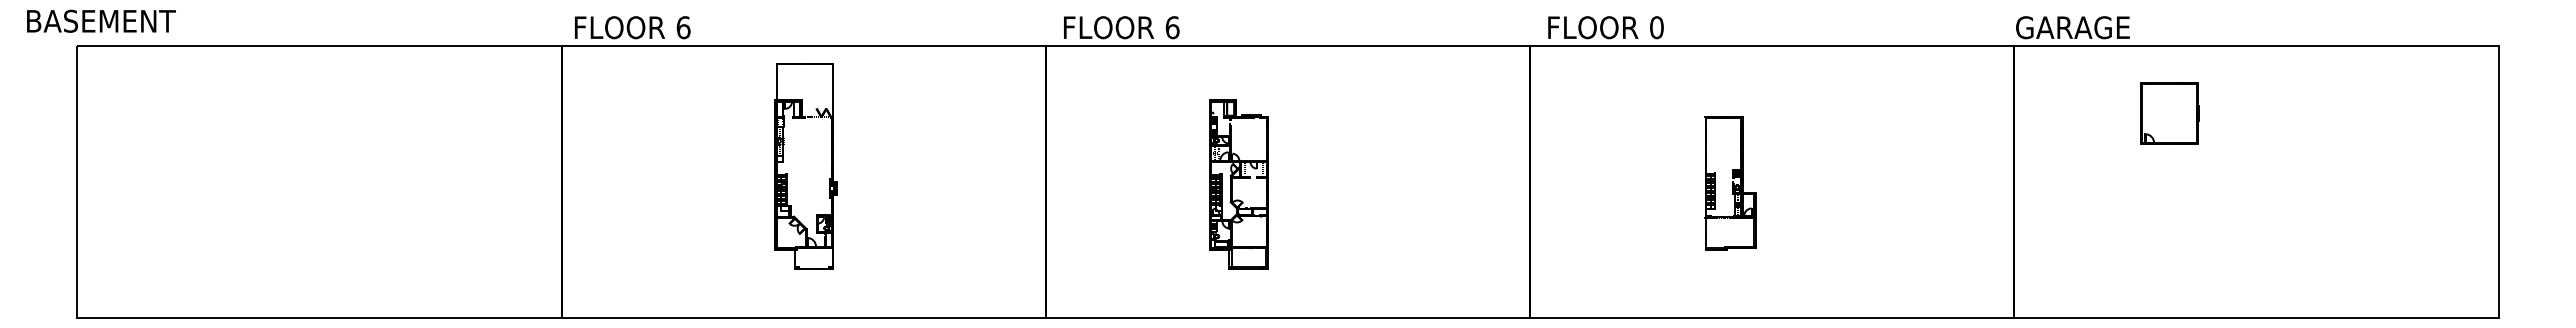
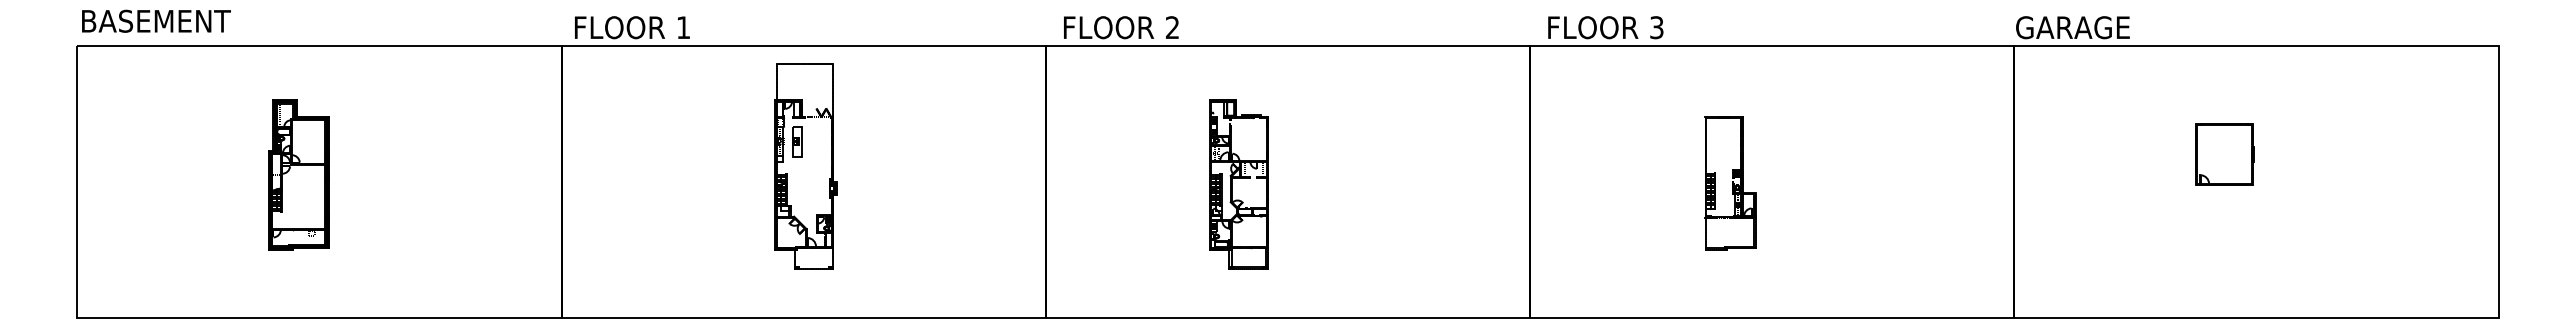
text position: (101, 20) -> (156, 20) (156, 20)
text: 6 -> 1 (683, 27)
text: 6 -> 2 (1172, 27)
text: 0 -> 3 (1656, 27)
part position: (2169, 113) -> (2224, 154) (2224, 154)
part: none -> present (797, 141)
part: none -> present (298, 174)
